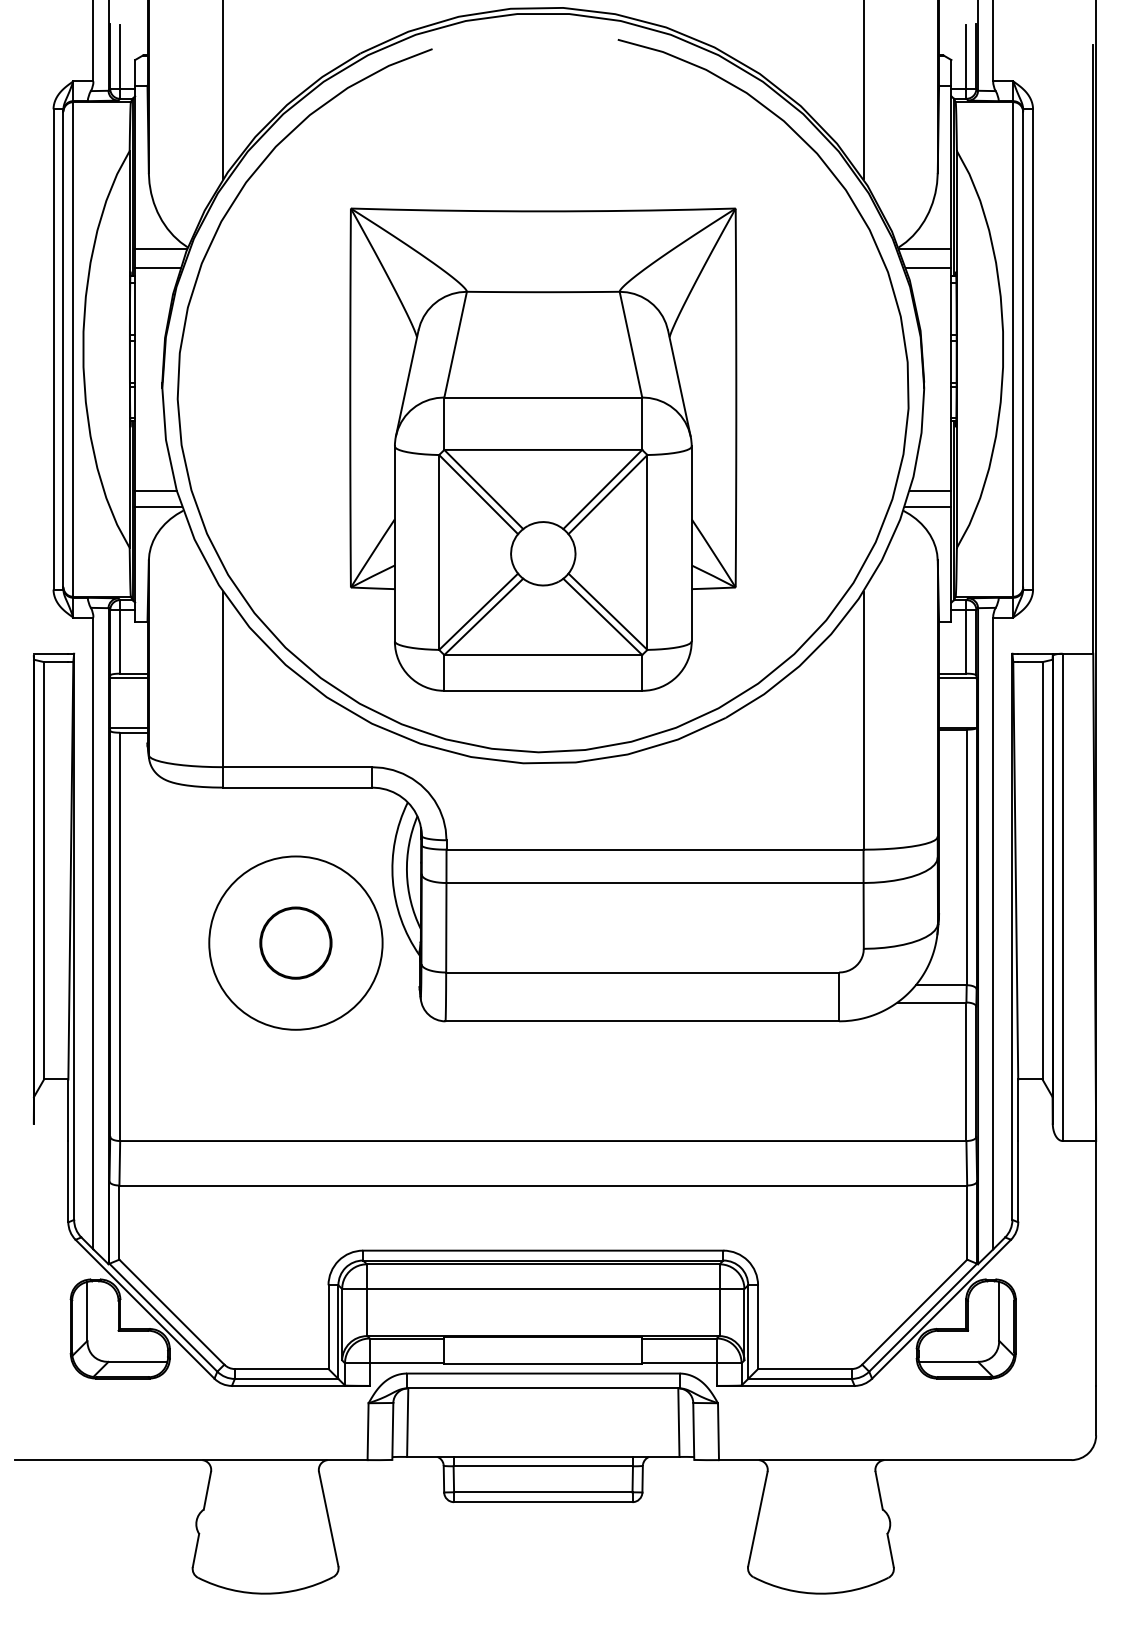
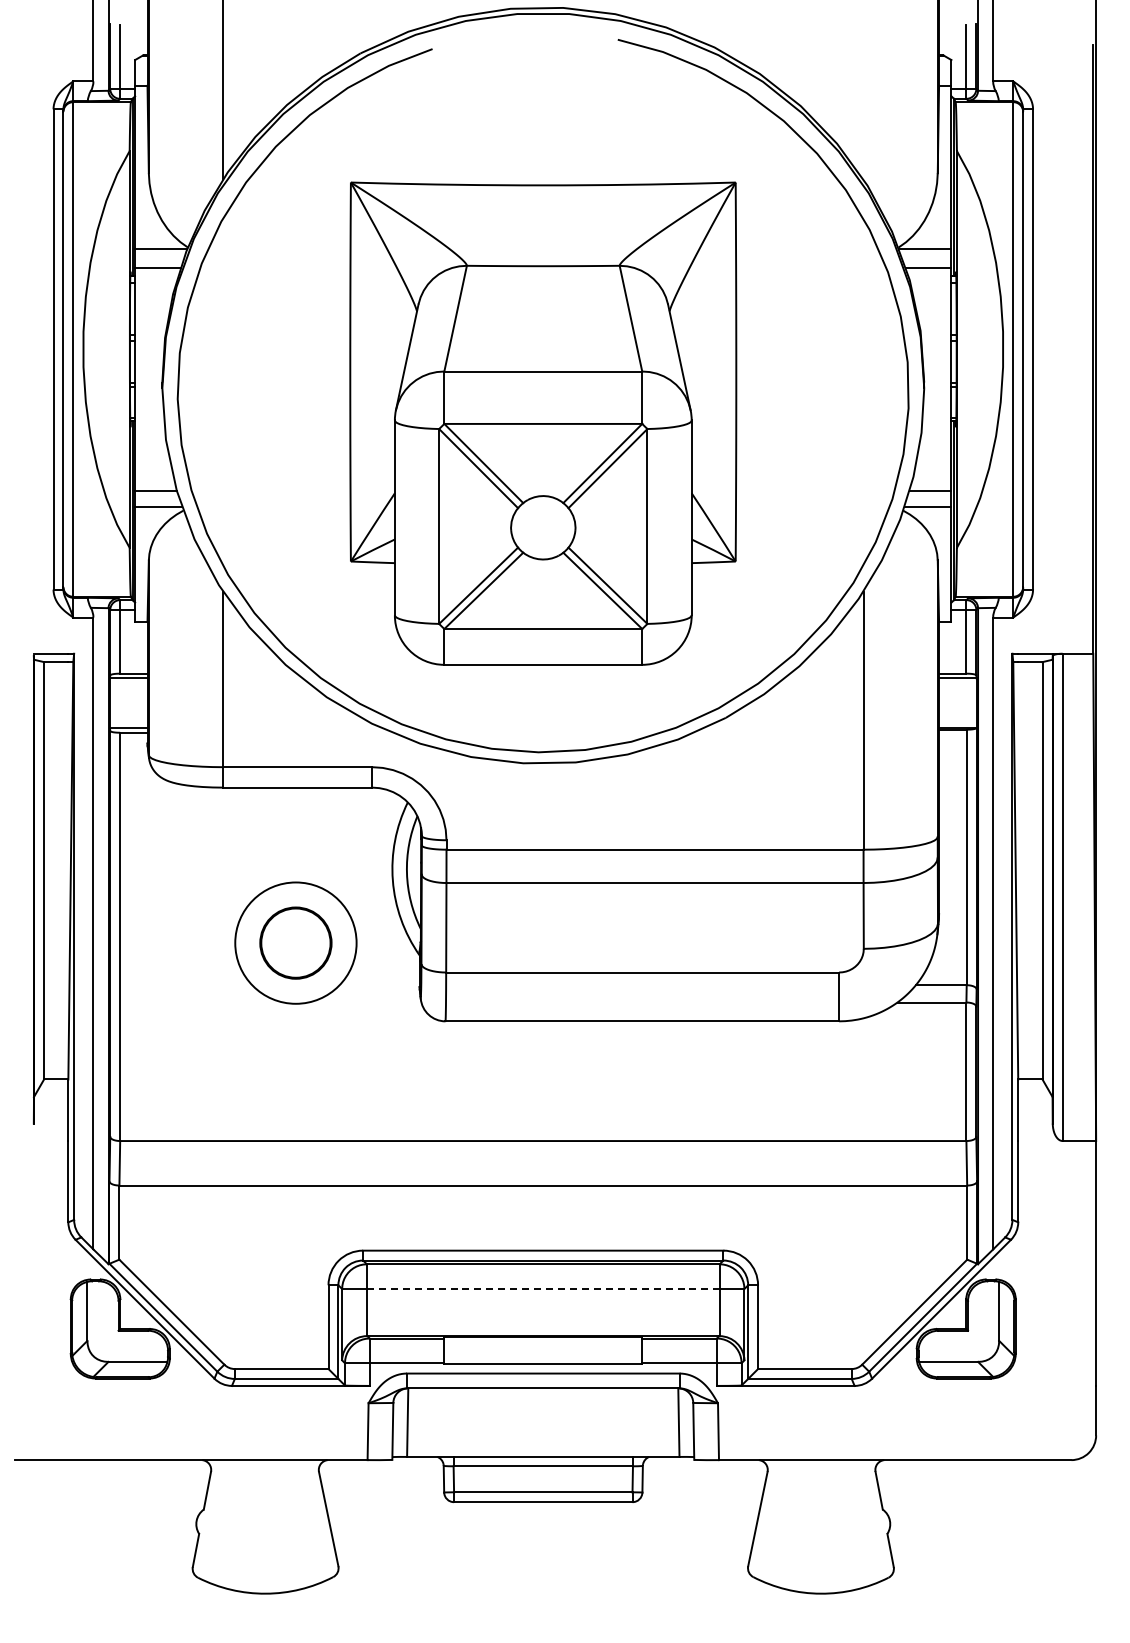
line: present -> none (863, 90)
part position: (543, 449) -> (543, 423) (543, 423)
circle diameter: 173 px -> 121 px (295, 942)
line: solid -> dashed (543, 1289)
